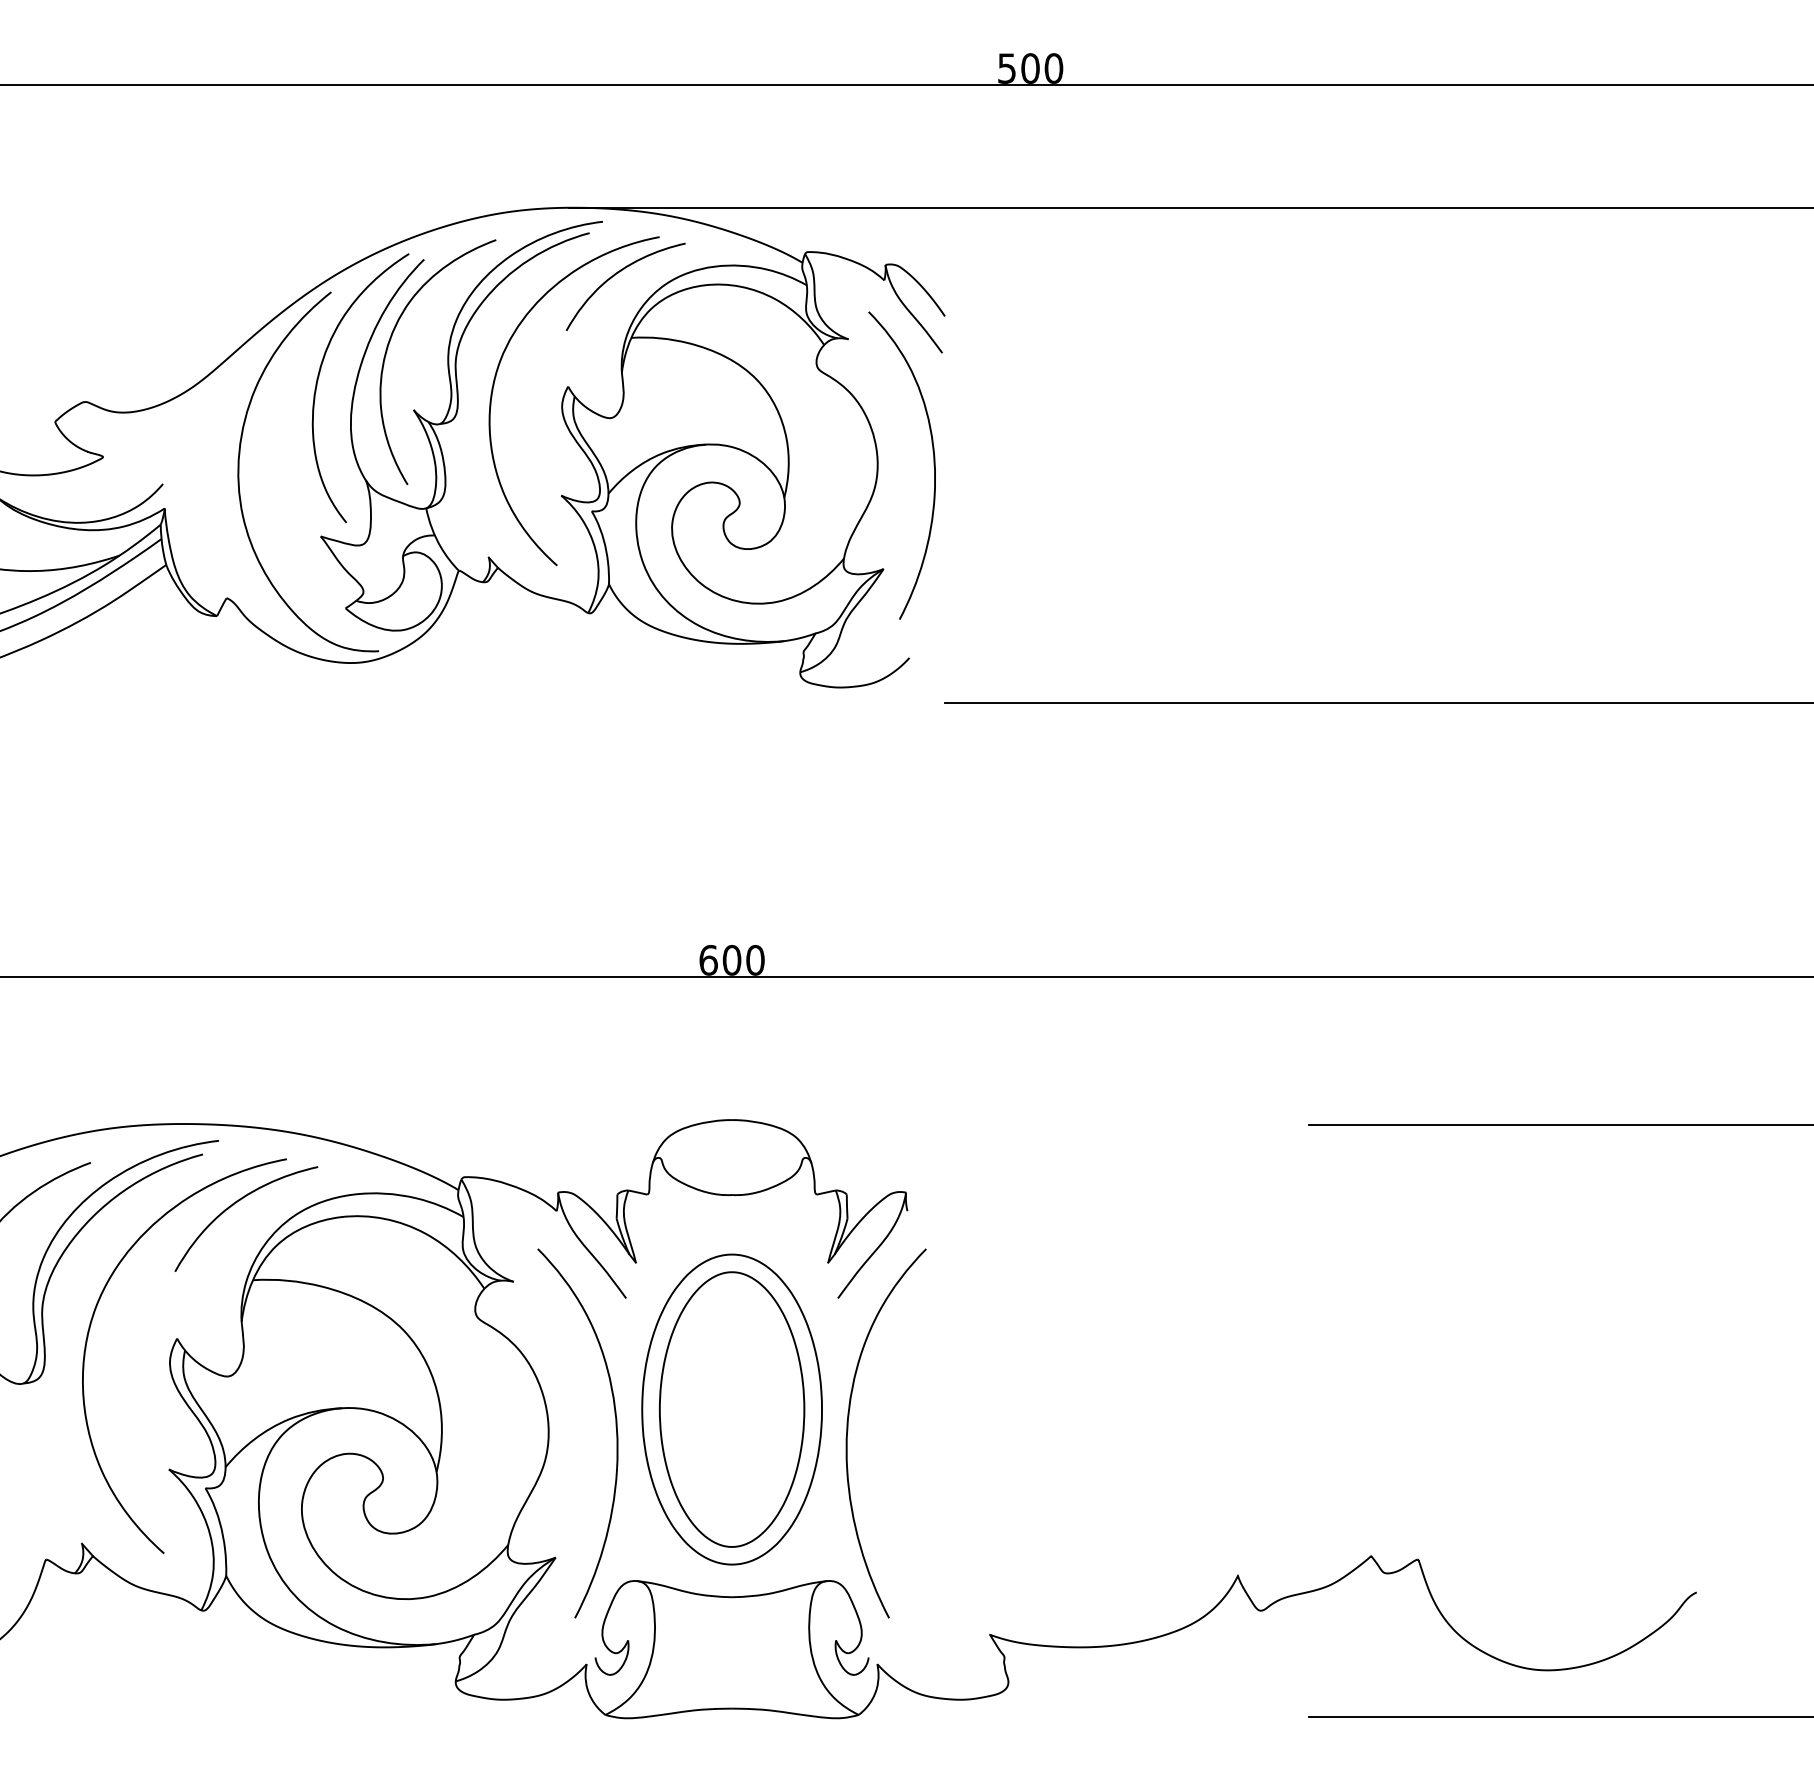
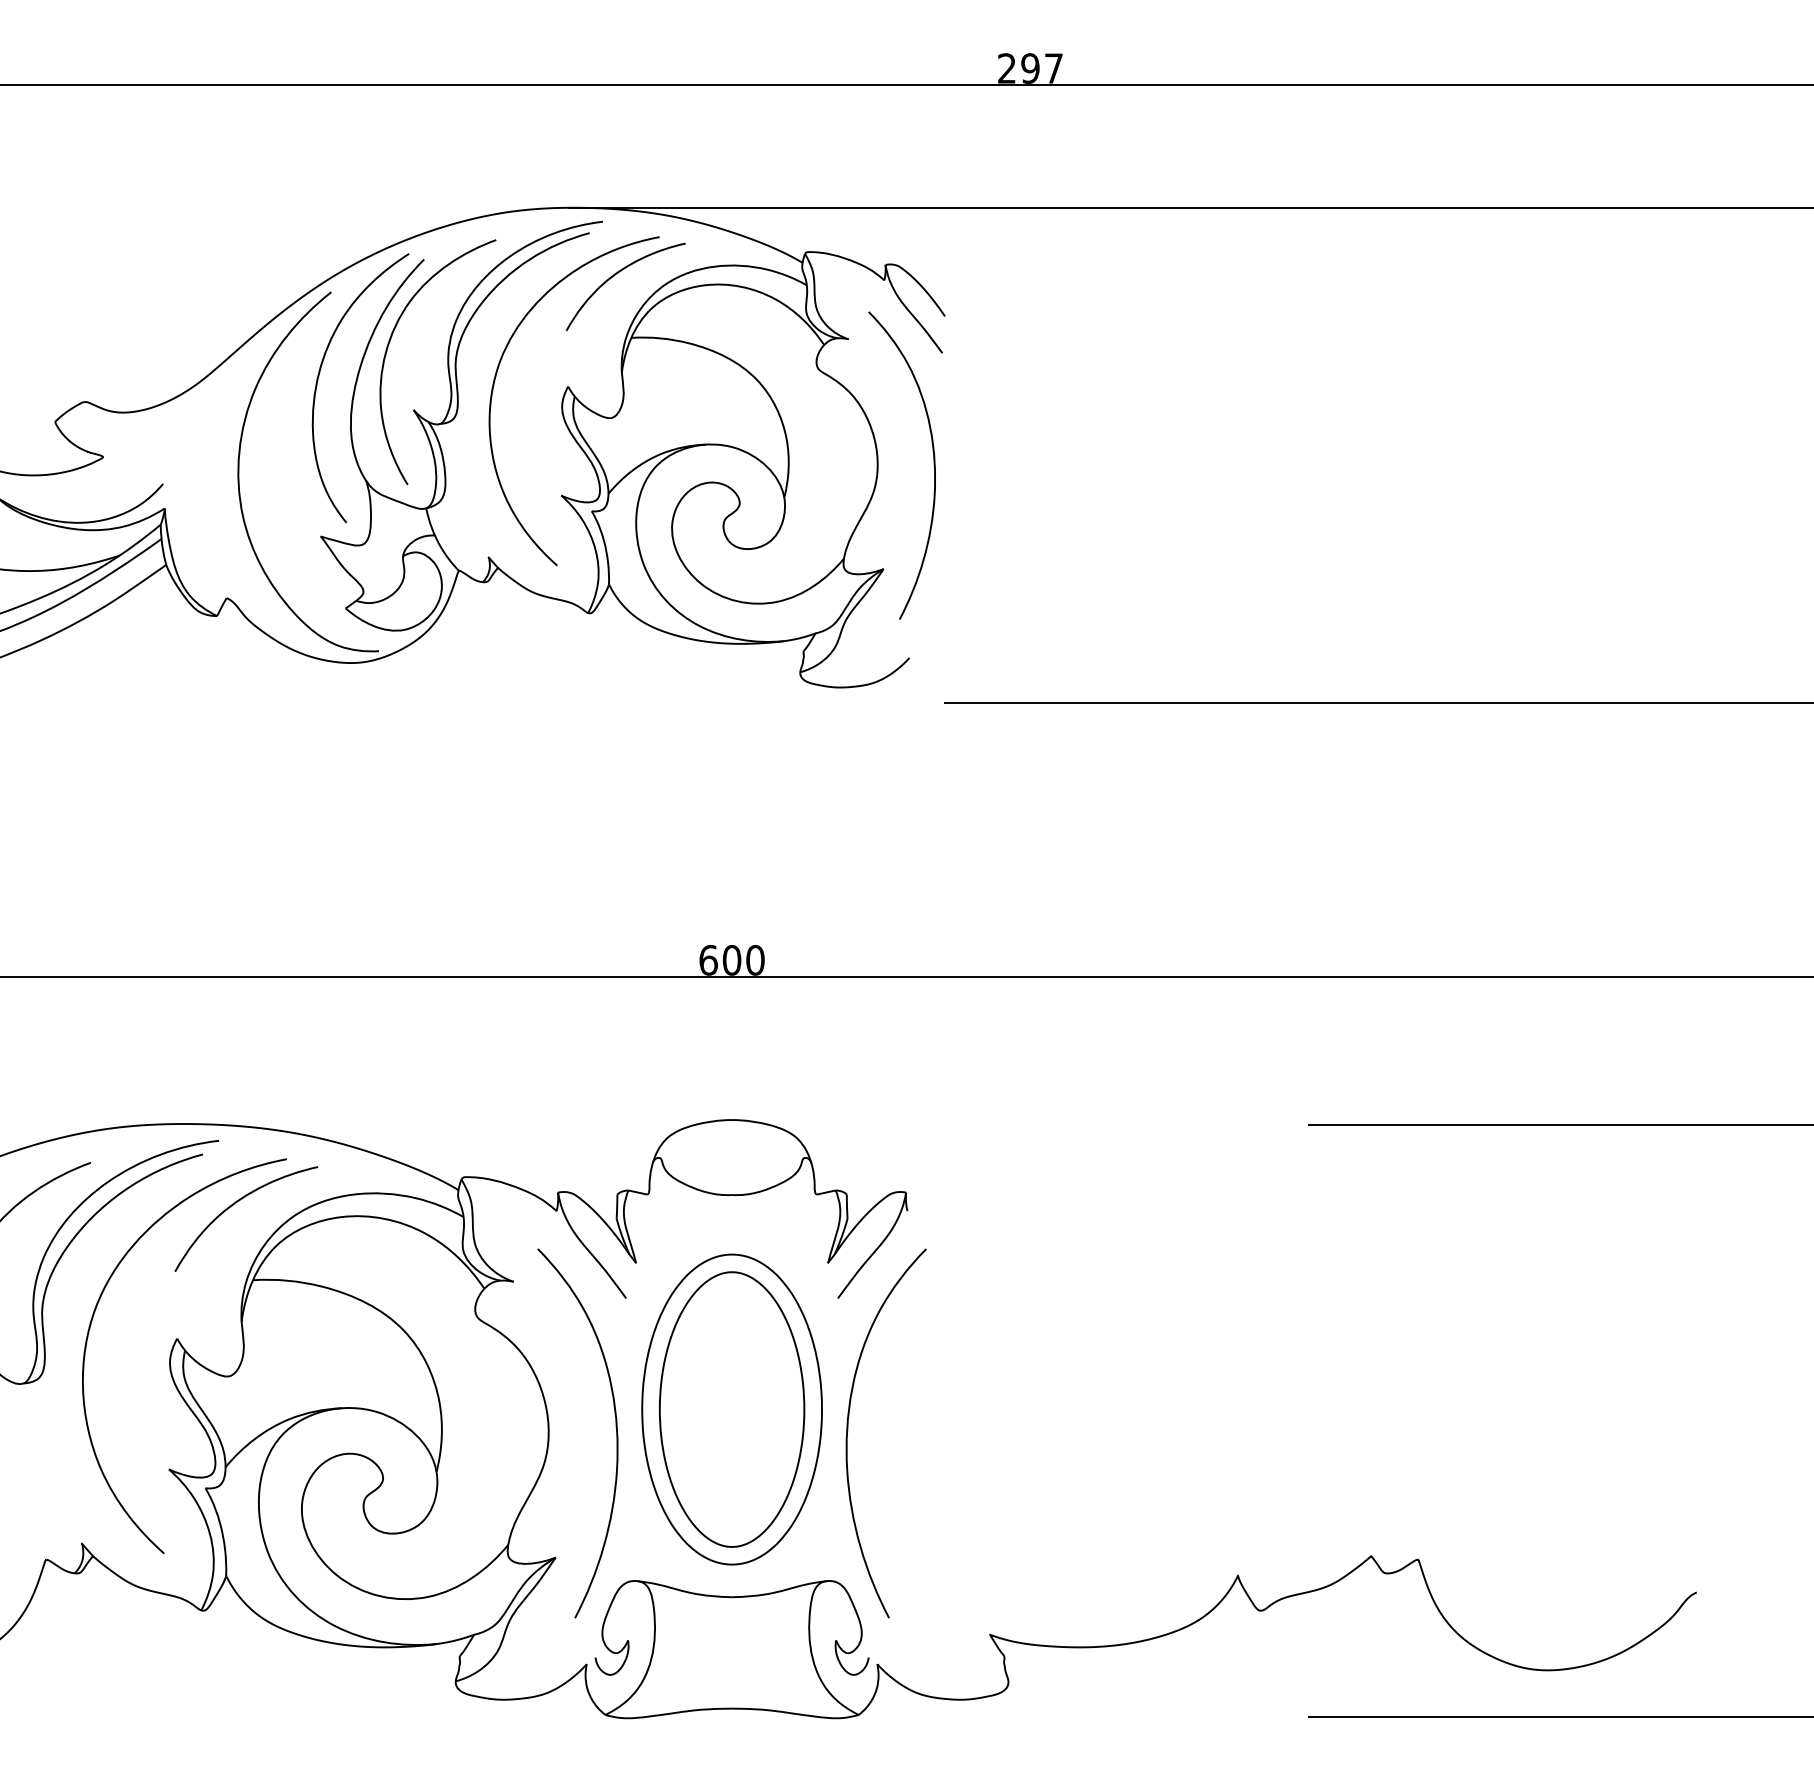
text: 500 -> 297 (1030, 68)
